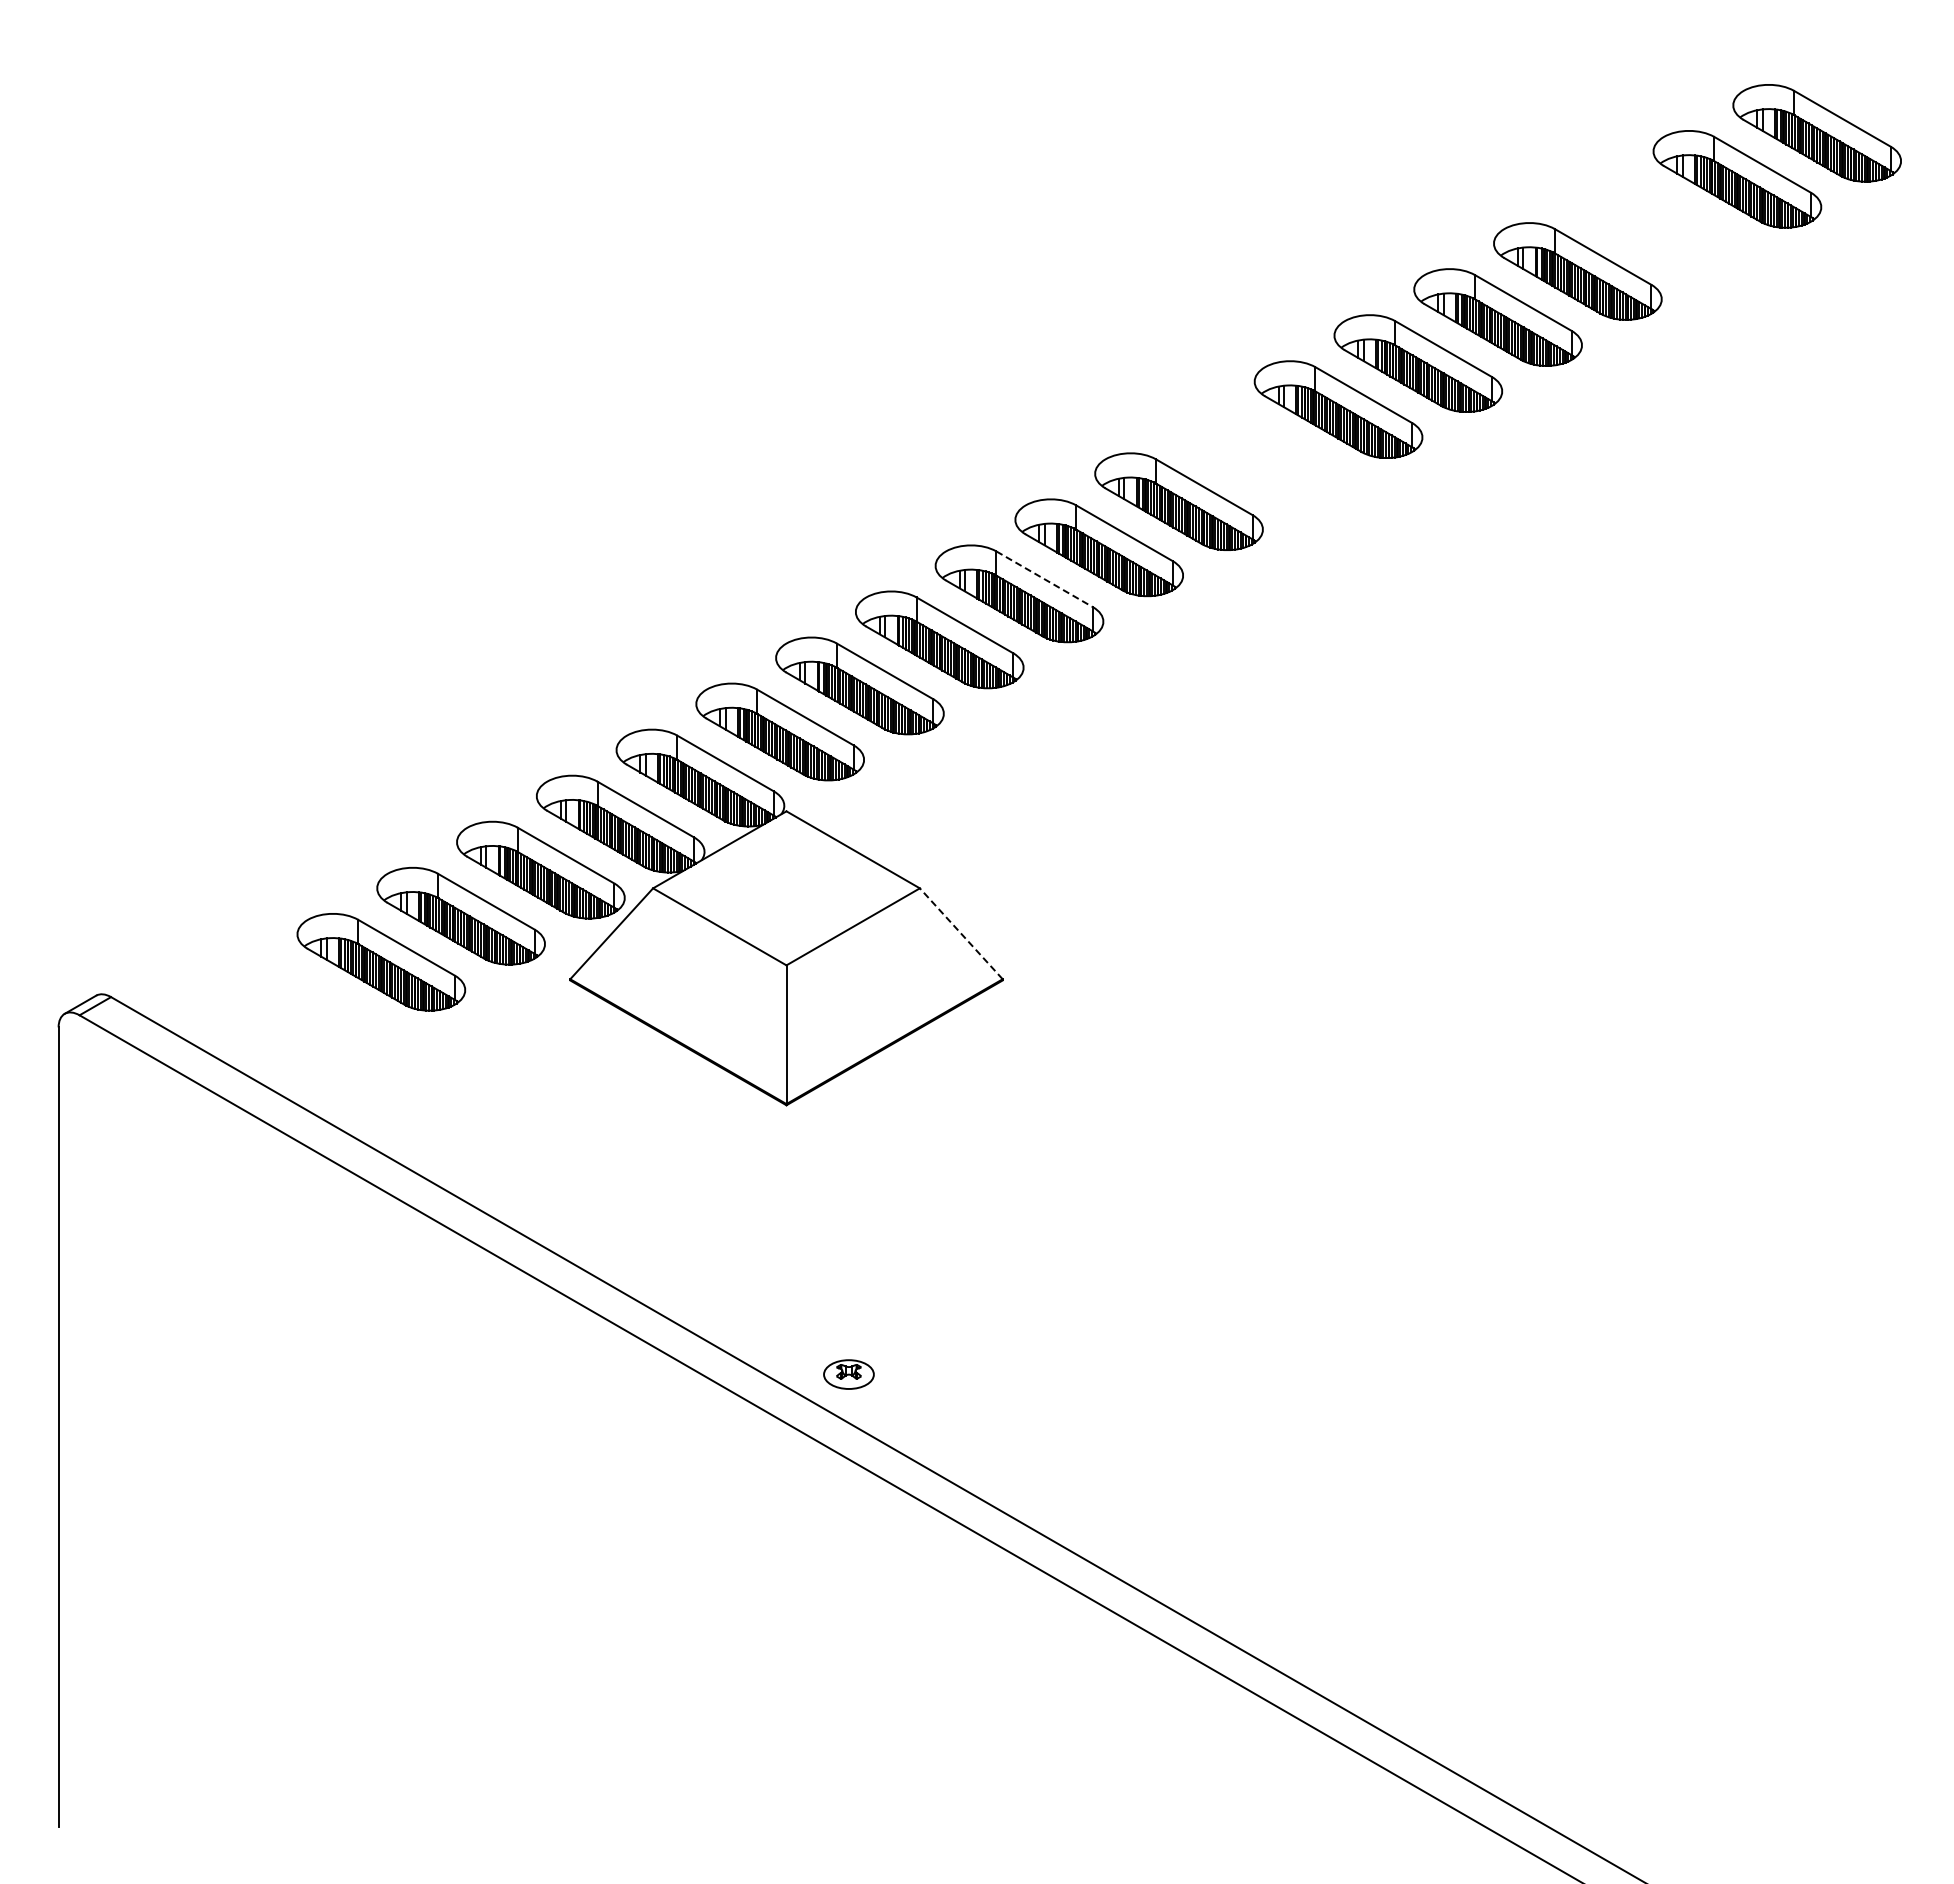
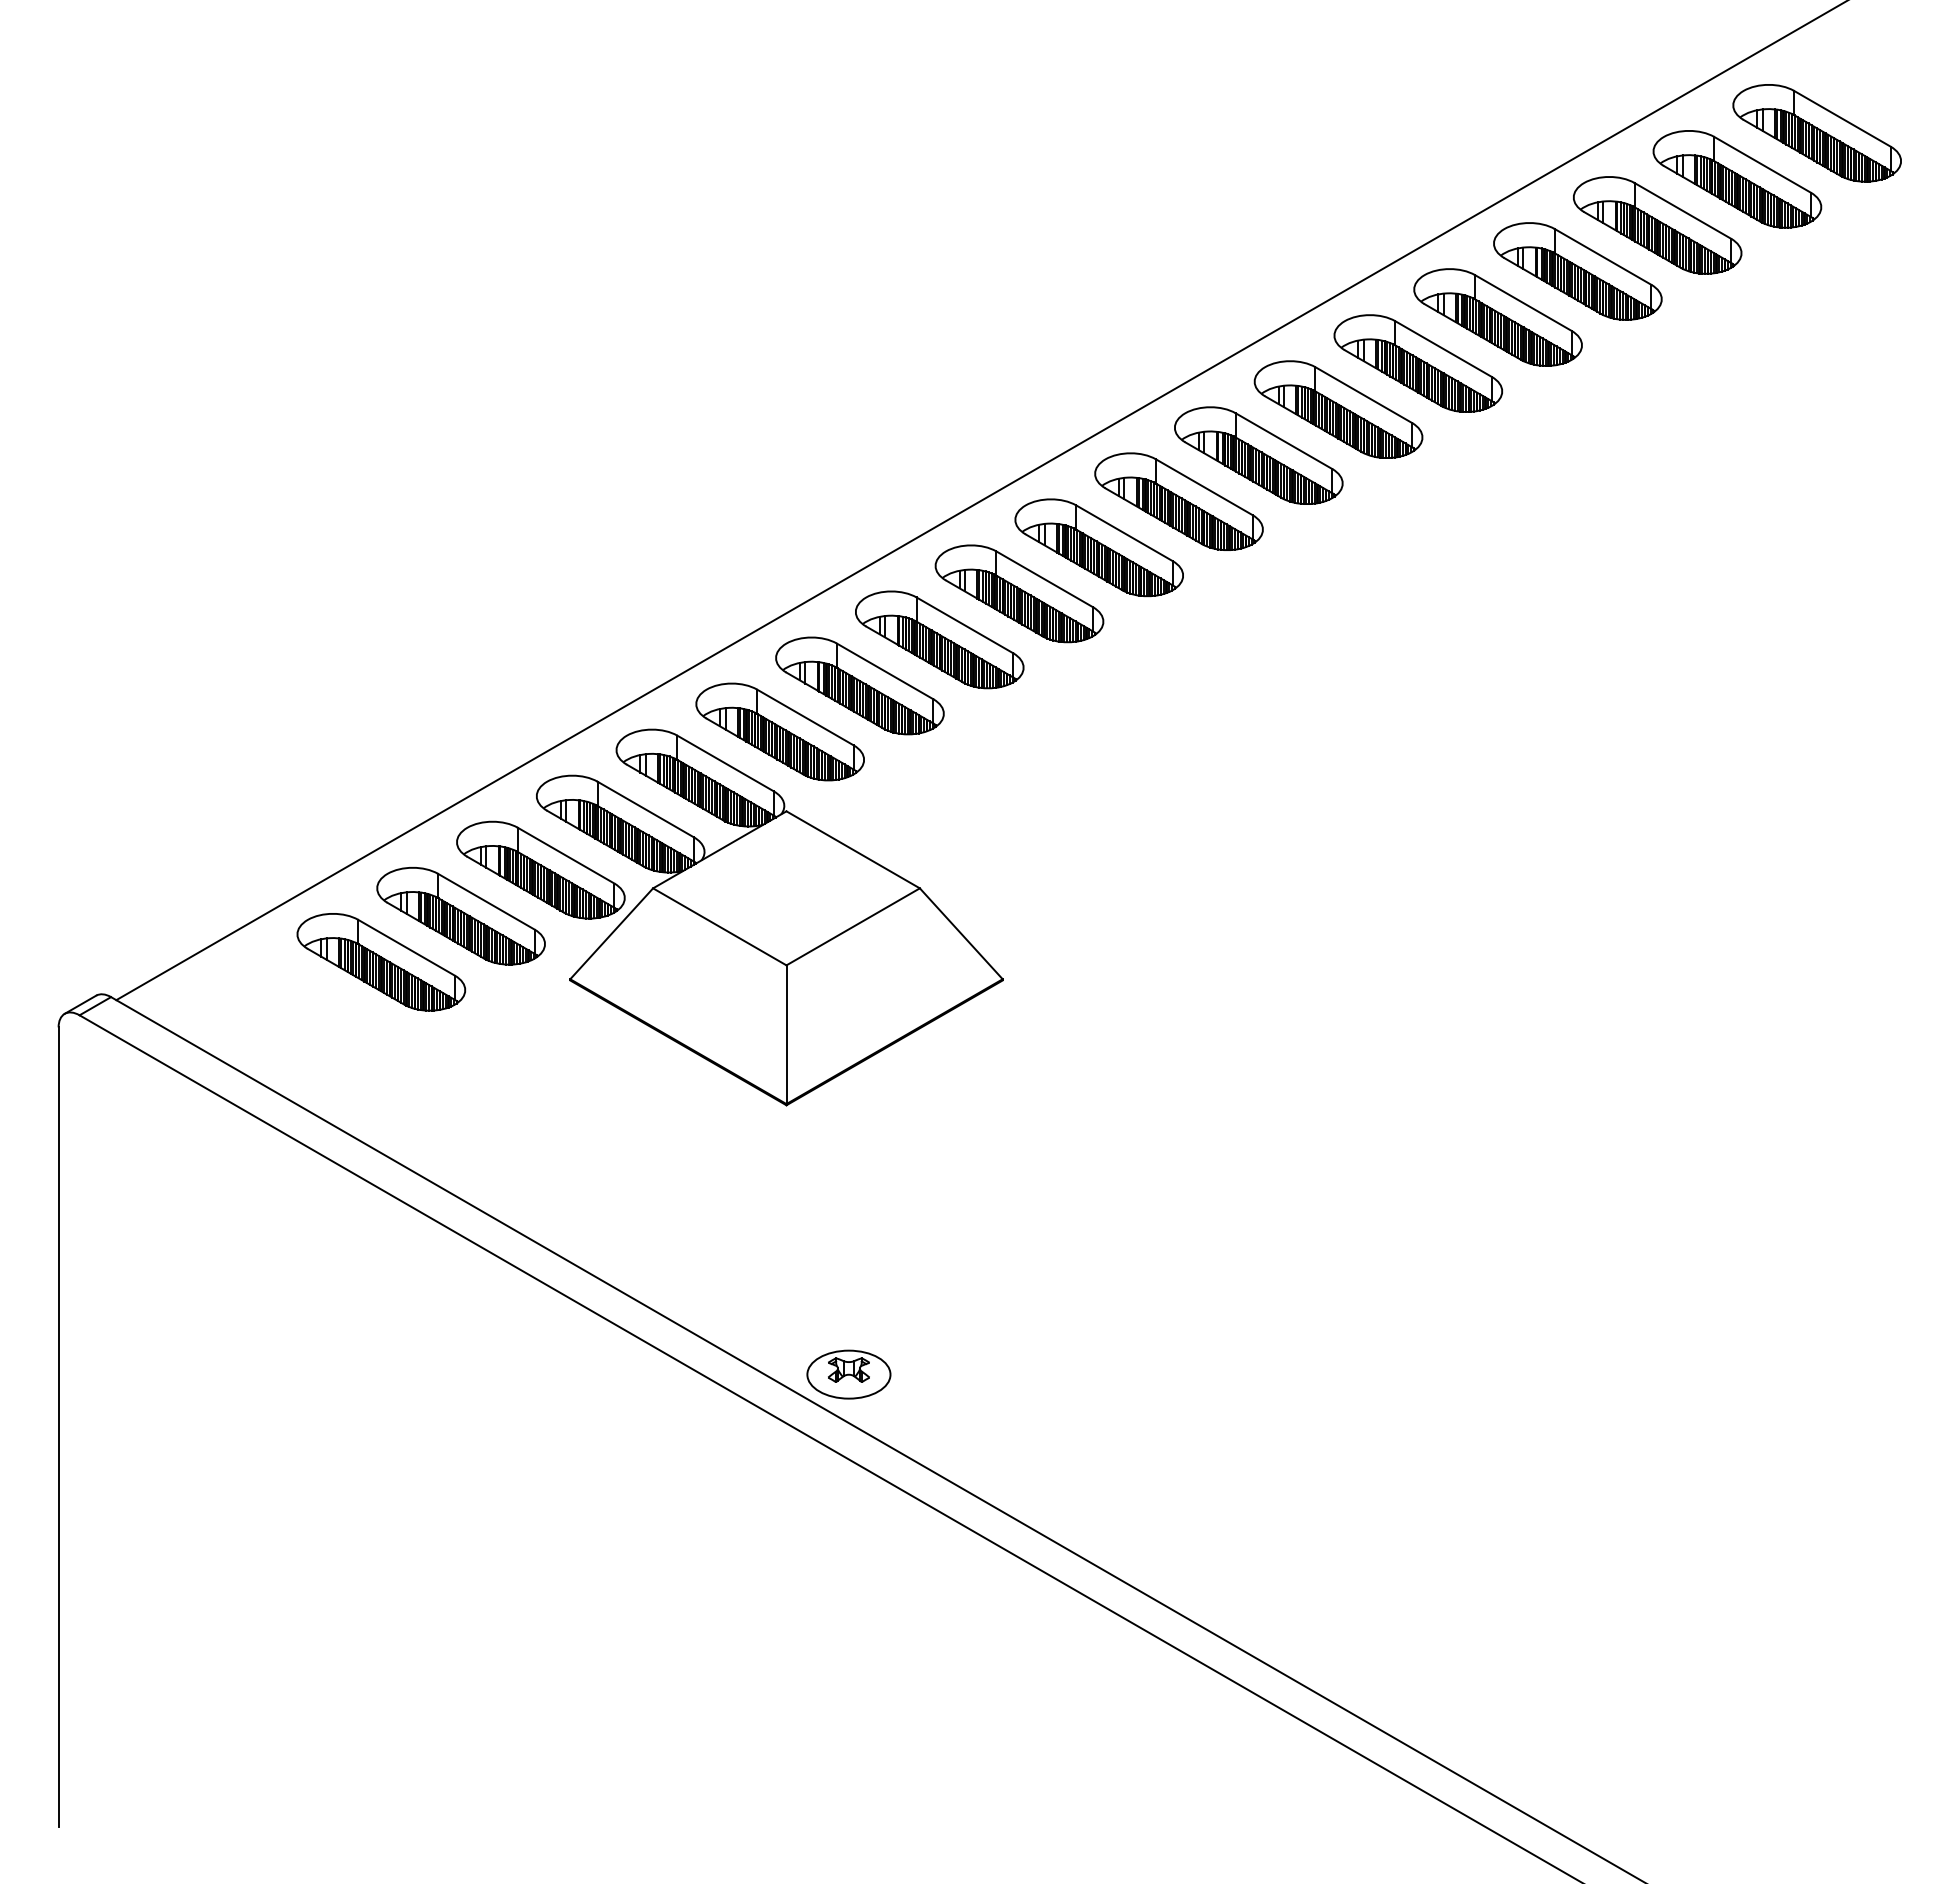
part: none -> present (1657, 225)
part: none -> present (1258, 455)
line: none -> present (980, 501)
line: dashed -> solid (1044, 579)
line: dashed -> solid (960, 933)
part size: 52x31 px -> 86x51 px (848, 1374)
